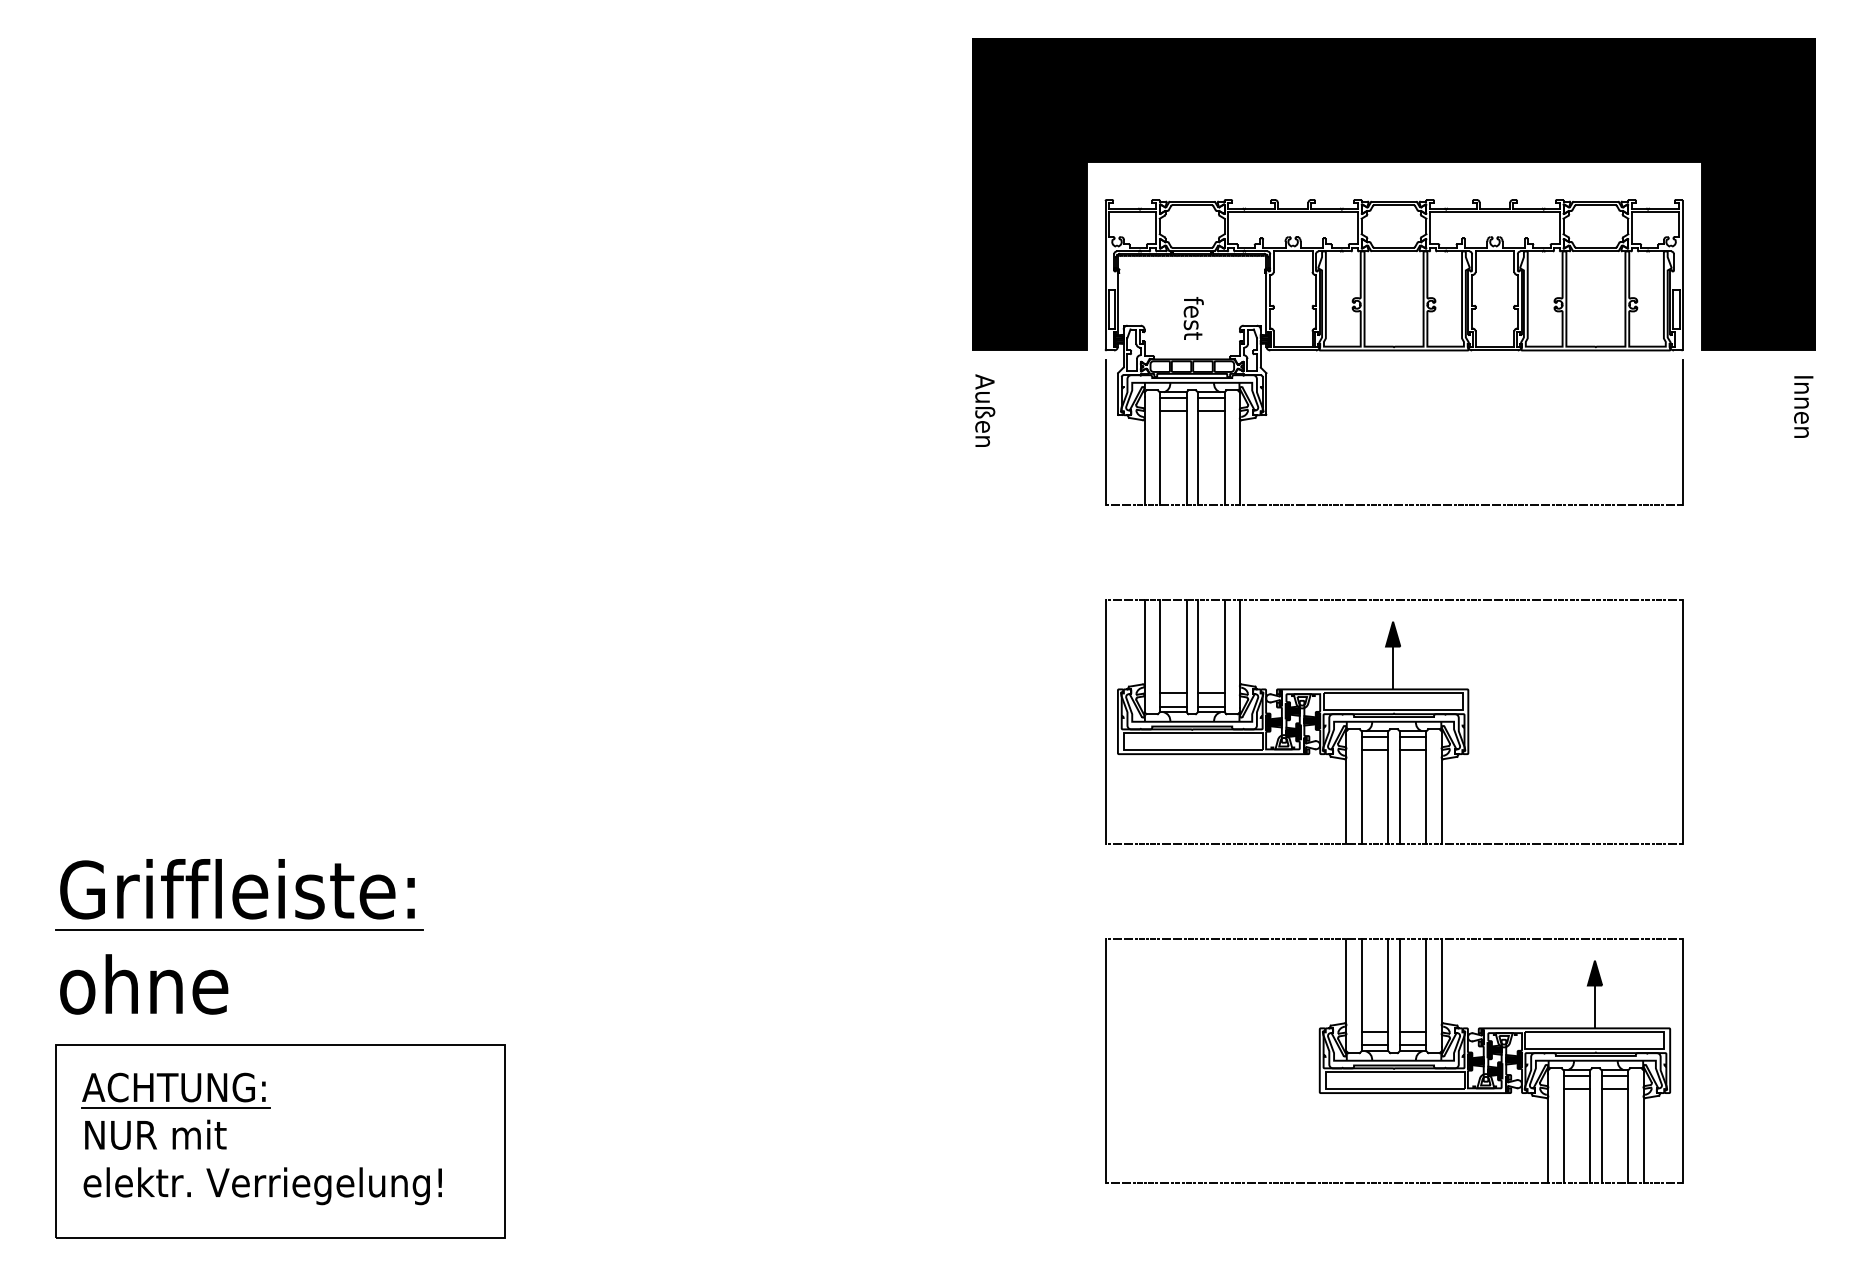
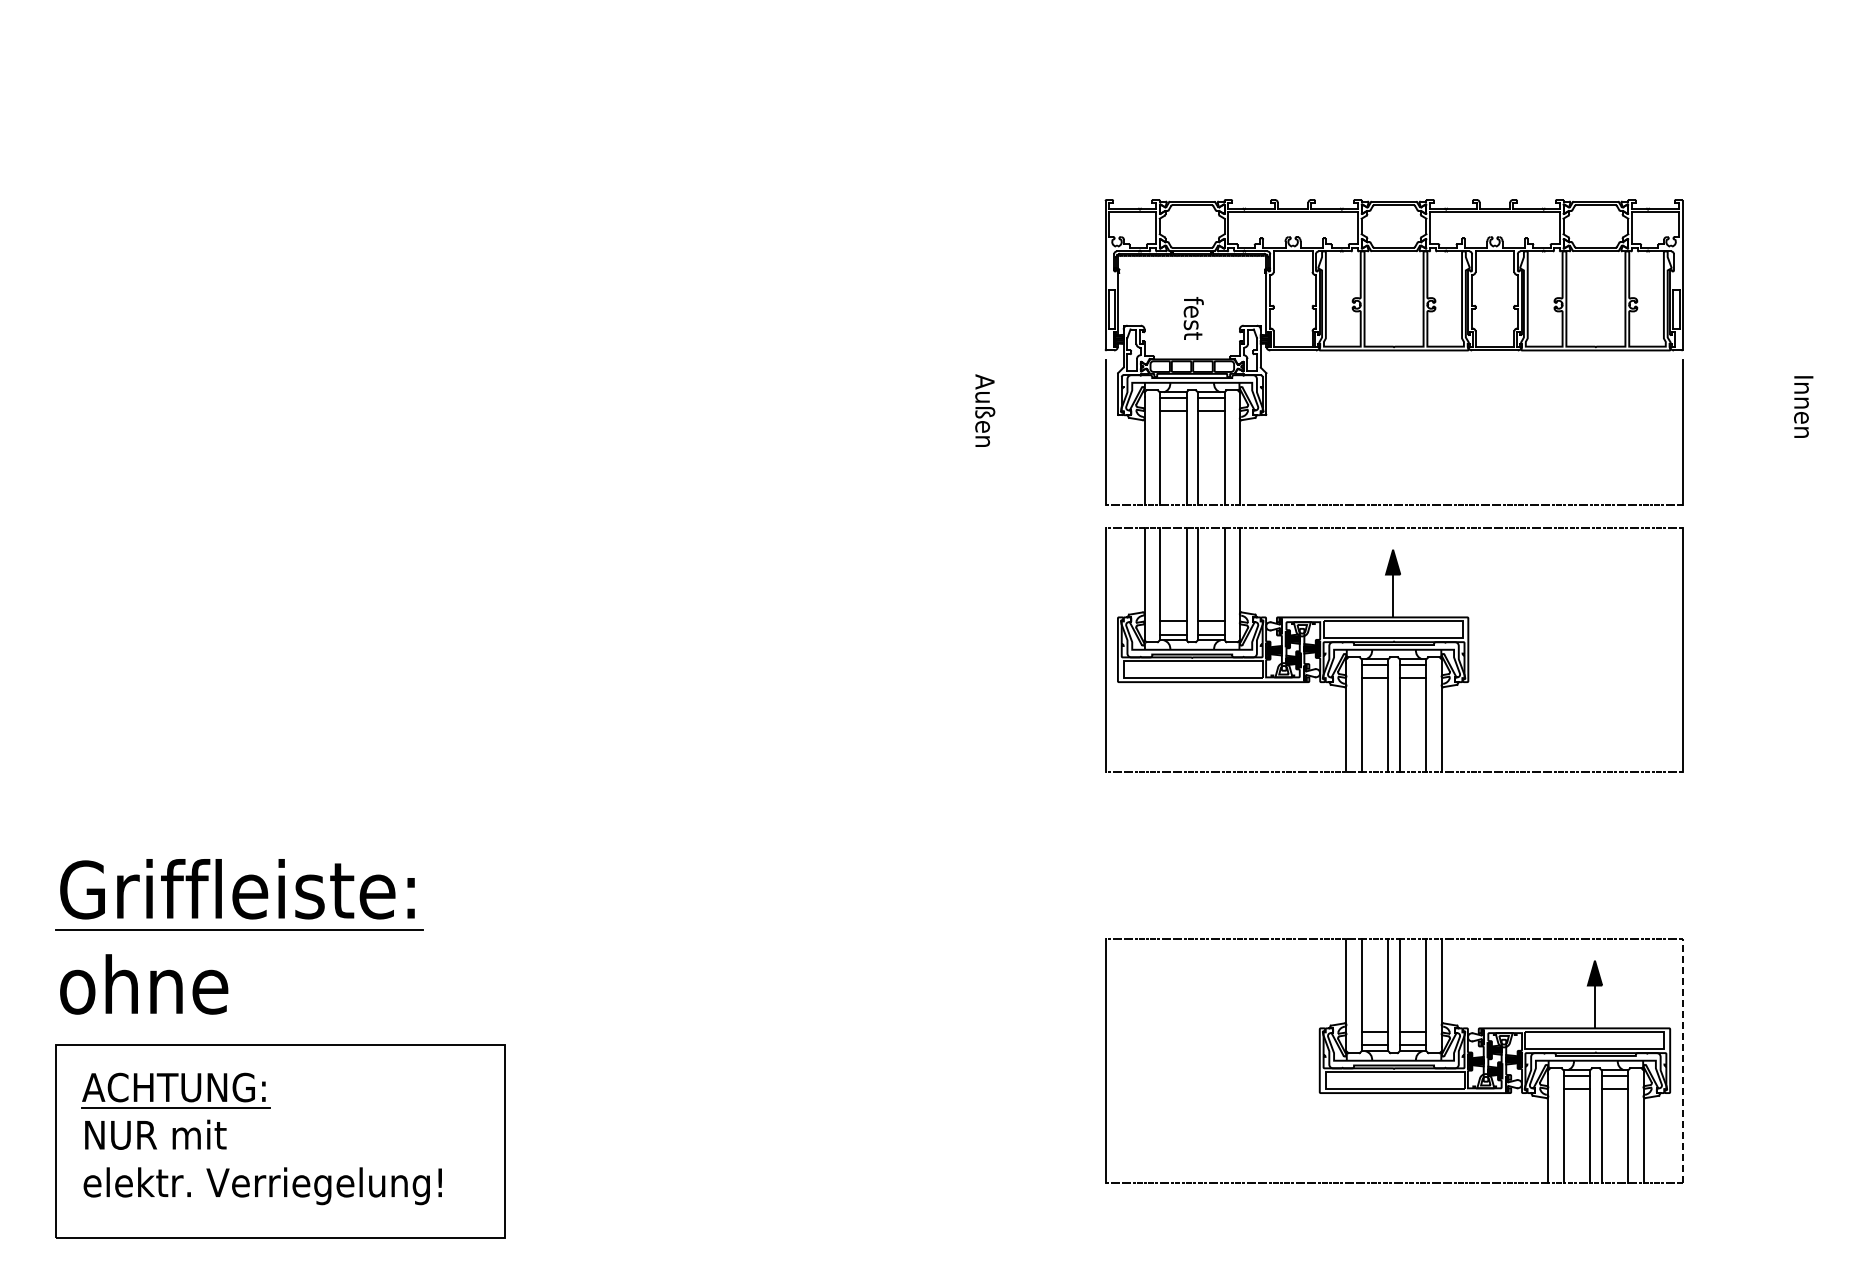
part: present -> none (1393, 162)
part position: (1394, 721) -> (1394, 649) (1394, 649)
line: solid -> dashed (1682, 1060)
